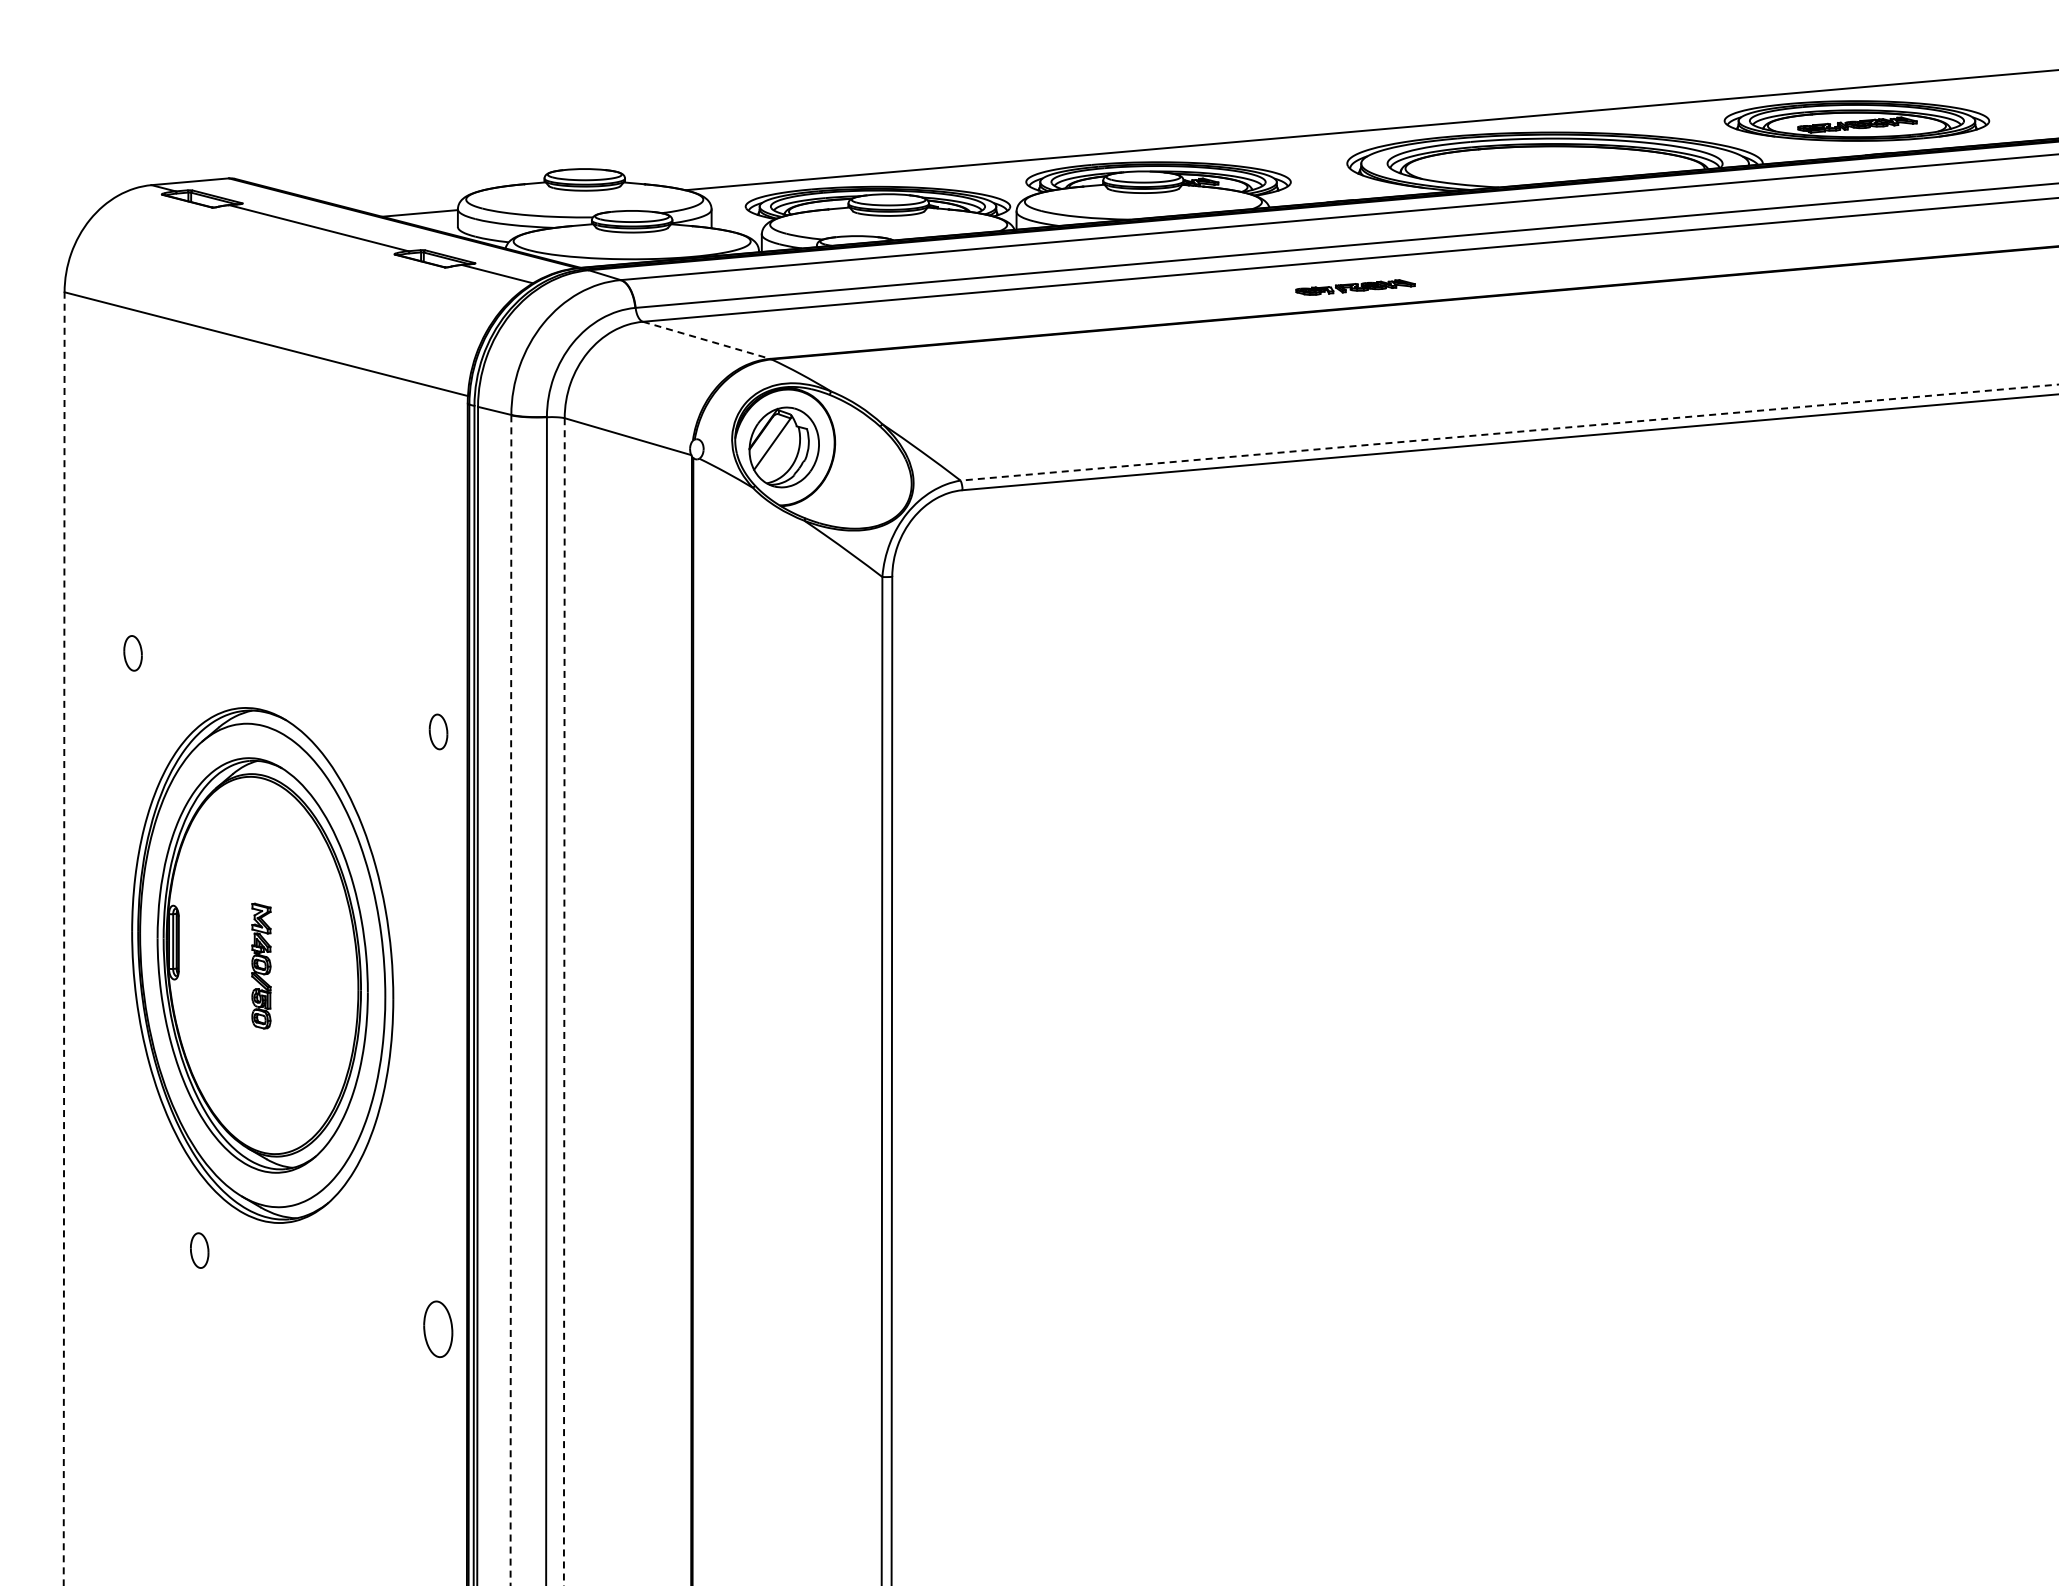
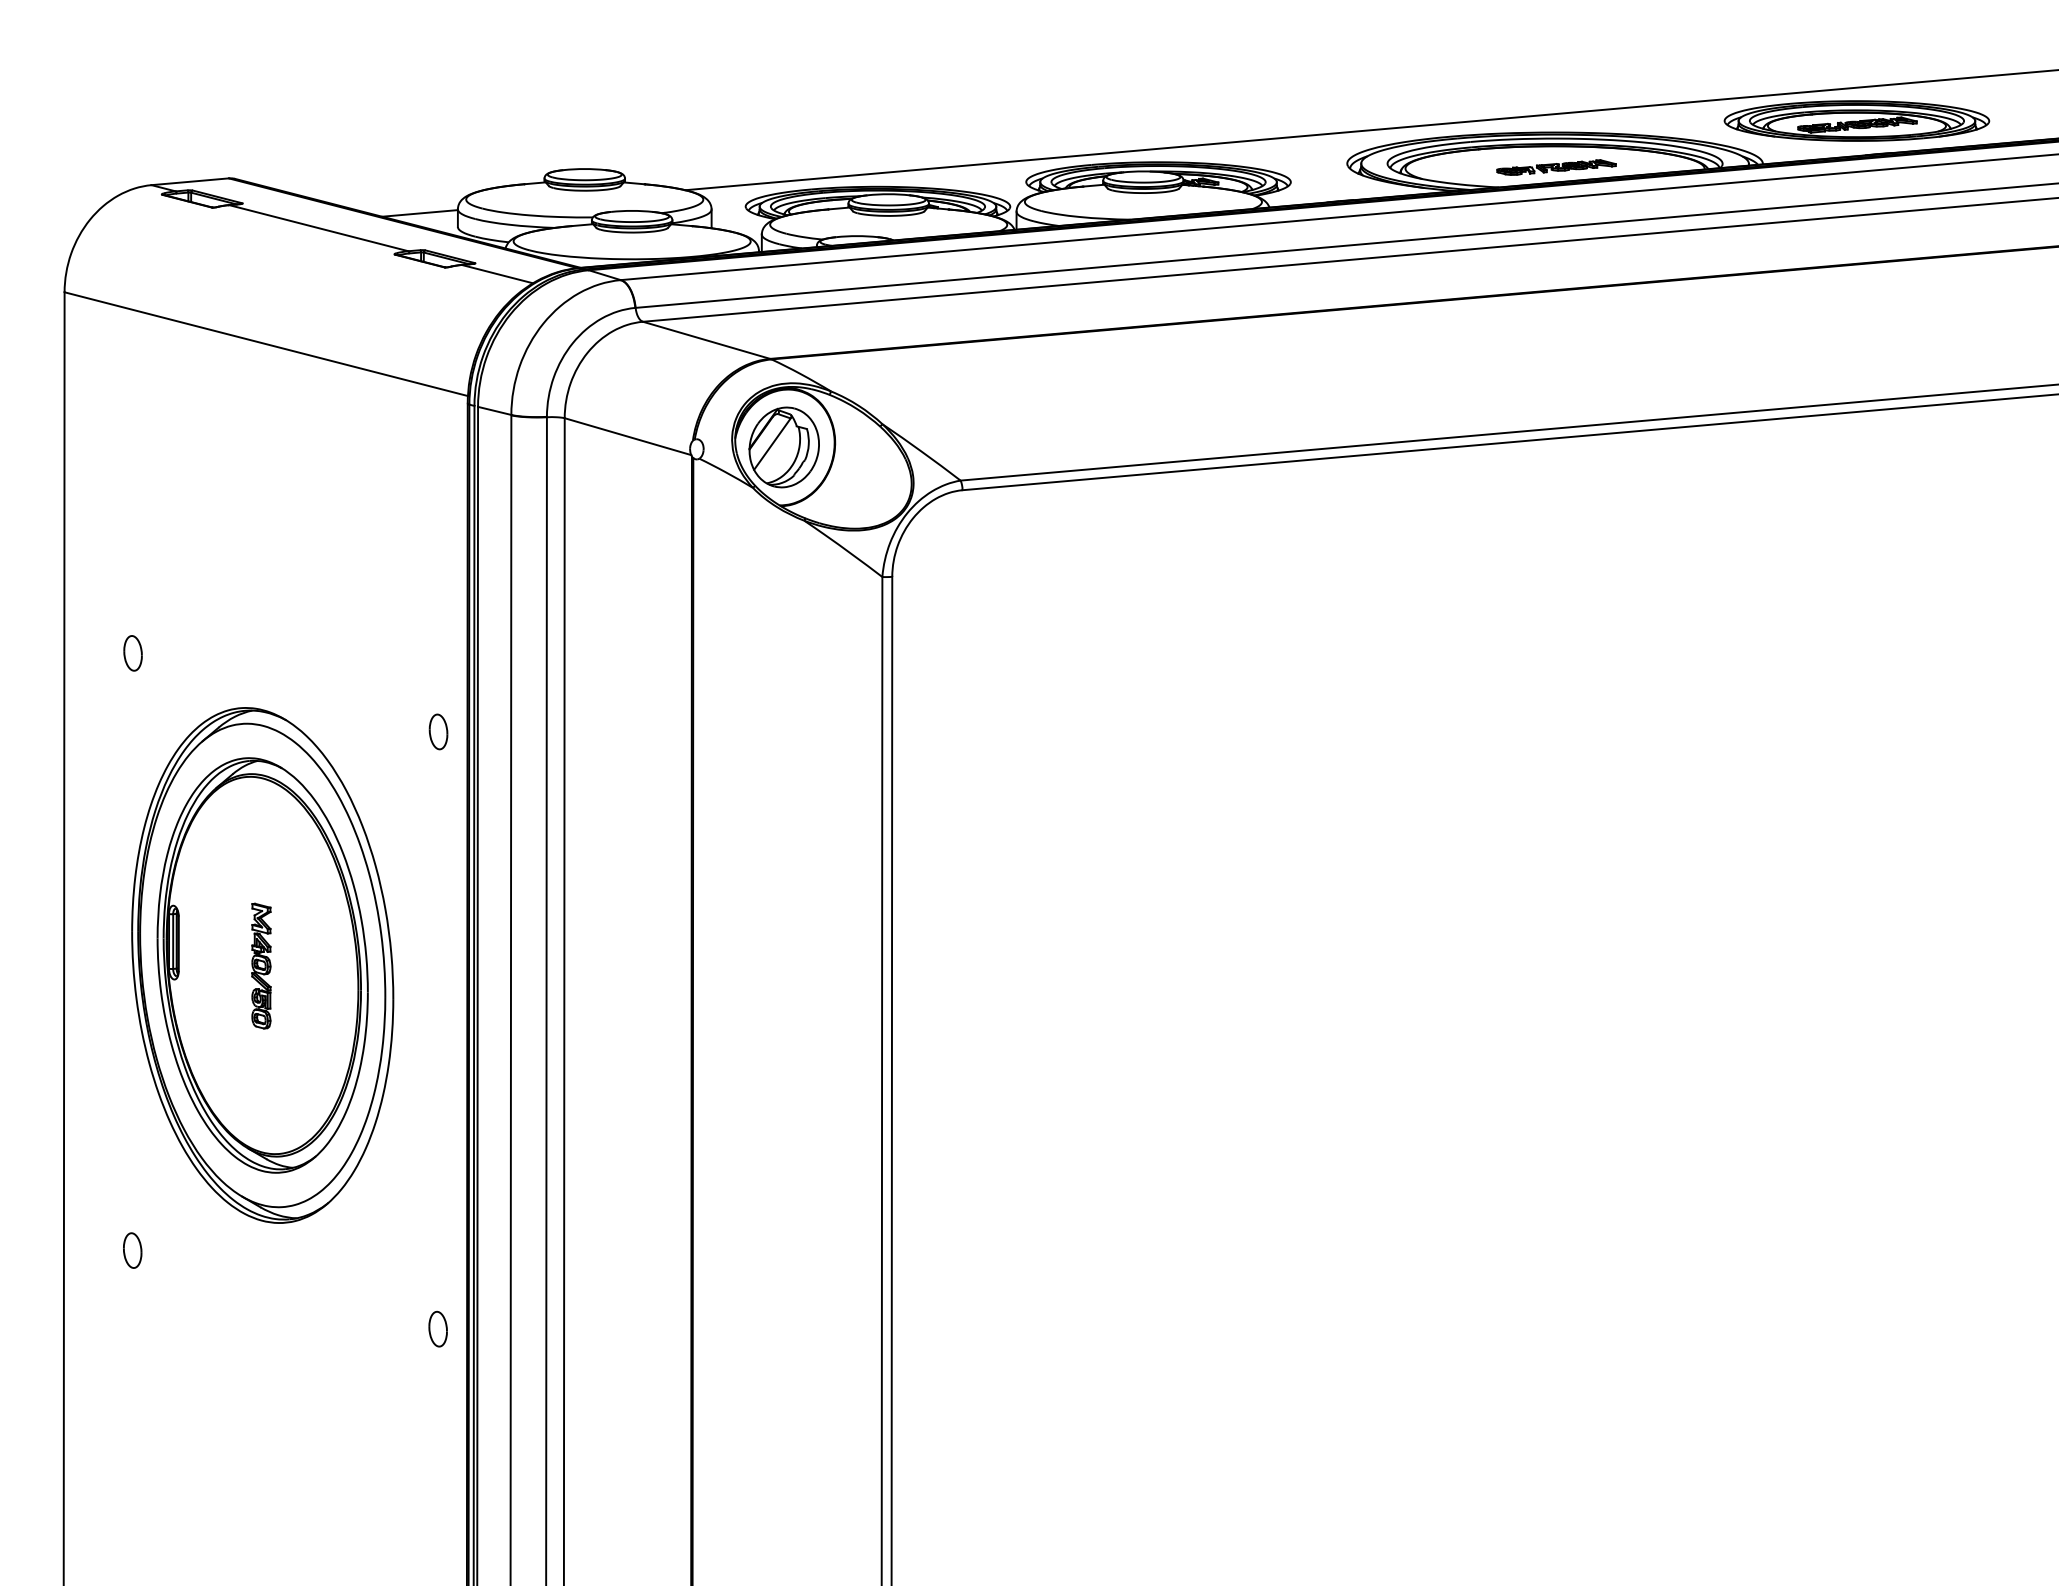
part position: (1355, 287) -> (1556, 167) (1556, 167)
line: dashed -> solid (707, 340)
line: dashed -> solid (1509, 432)
line: dashed -> solid (64, 938)
line: dashed -> solid (510, 1000)
line: dashed -> solid (564, 1002)
part position: (199, 1250) -> (132, 1250) (132, 1250)
part size: 31x58 px -> 20x38 px (437, 1328)
